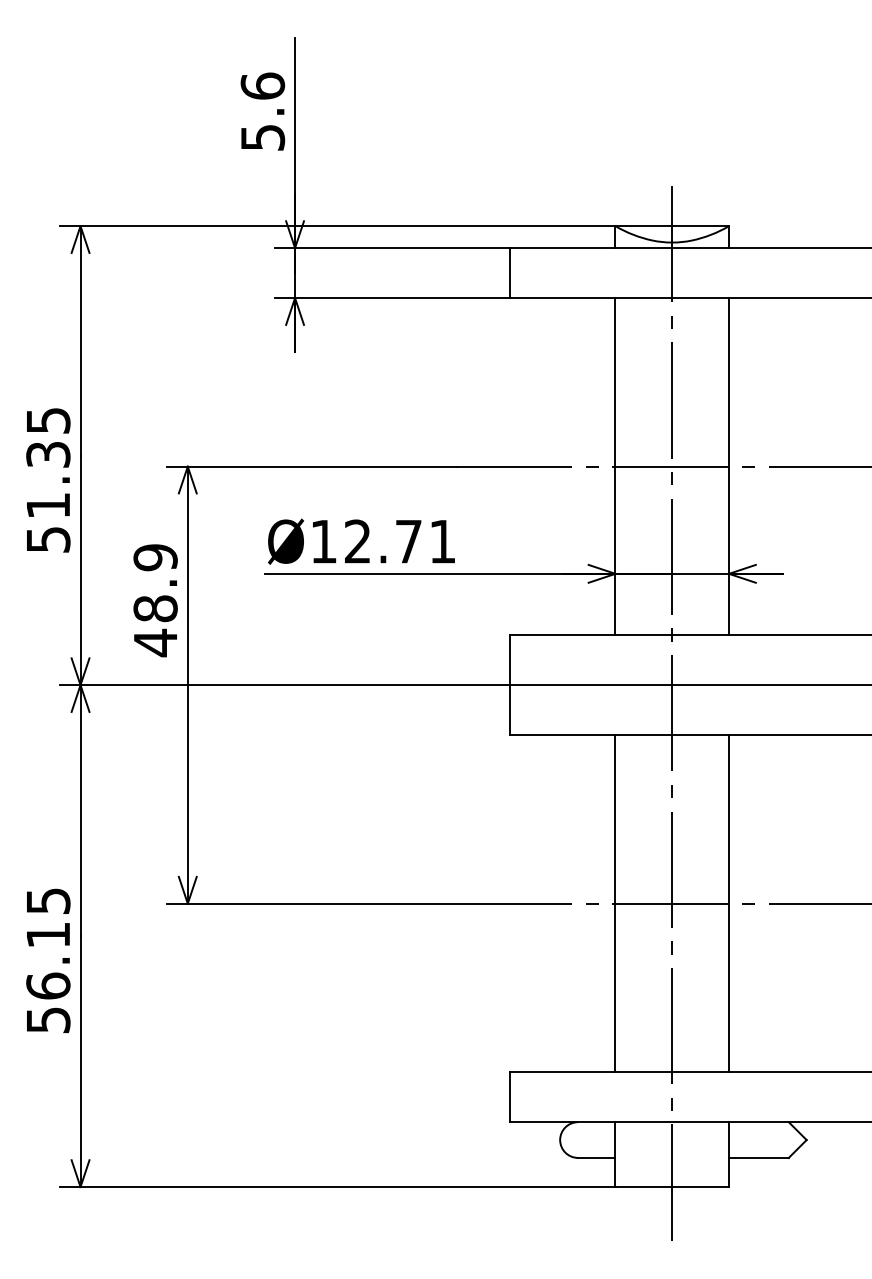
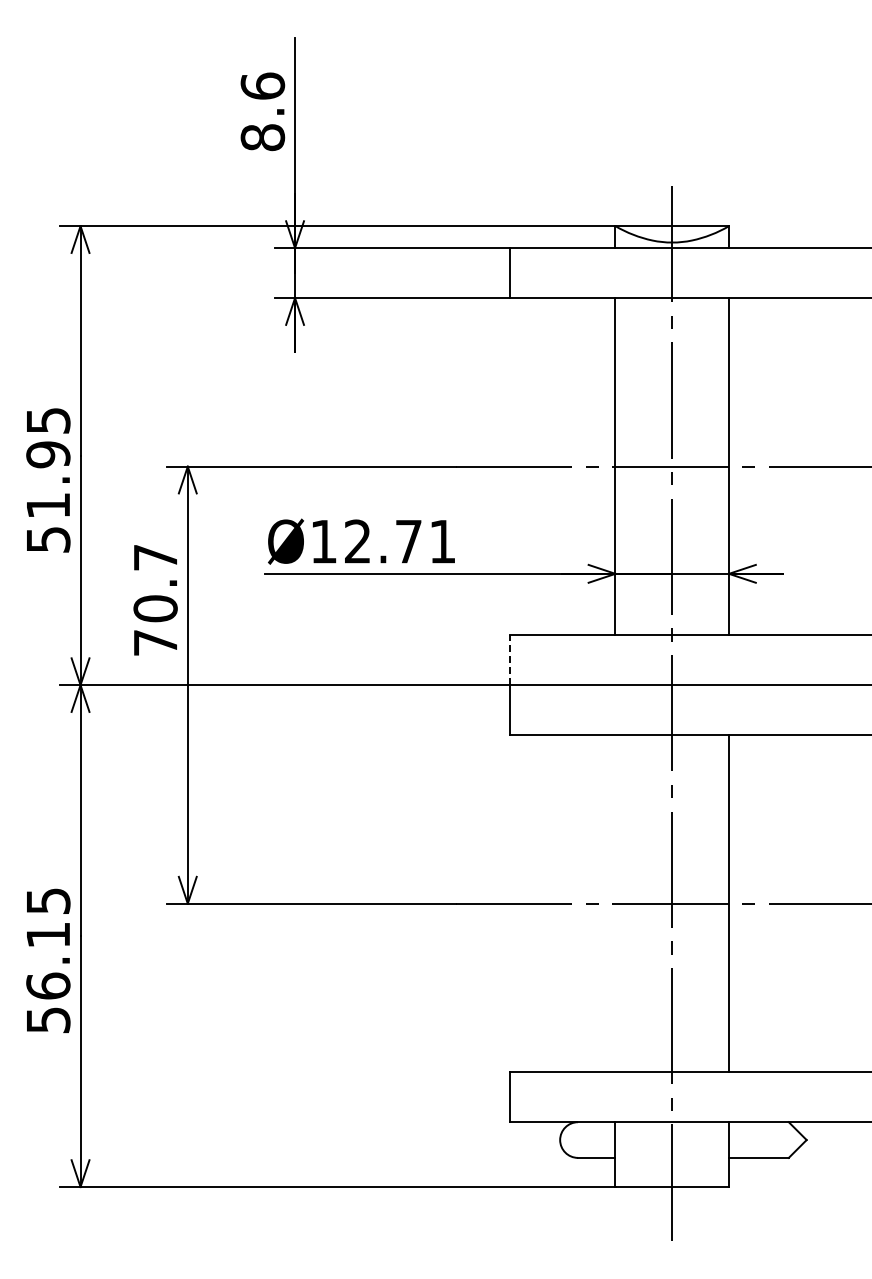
text: 5.6 -> 8.6 (262, 137)
text: 51.35 -> 51.95 (48, 454)
text: 48.9 -> 70.7 (155, 600)
line: solid -> dashed (509, 659)
line: present -> none (615, 903)
